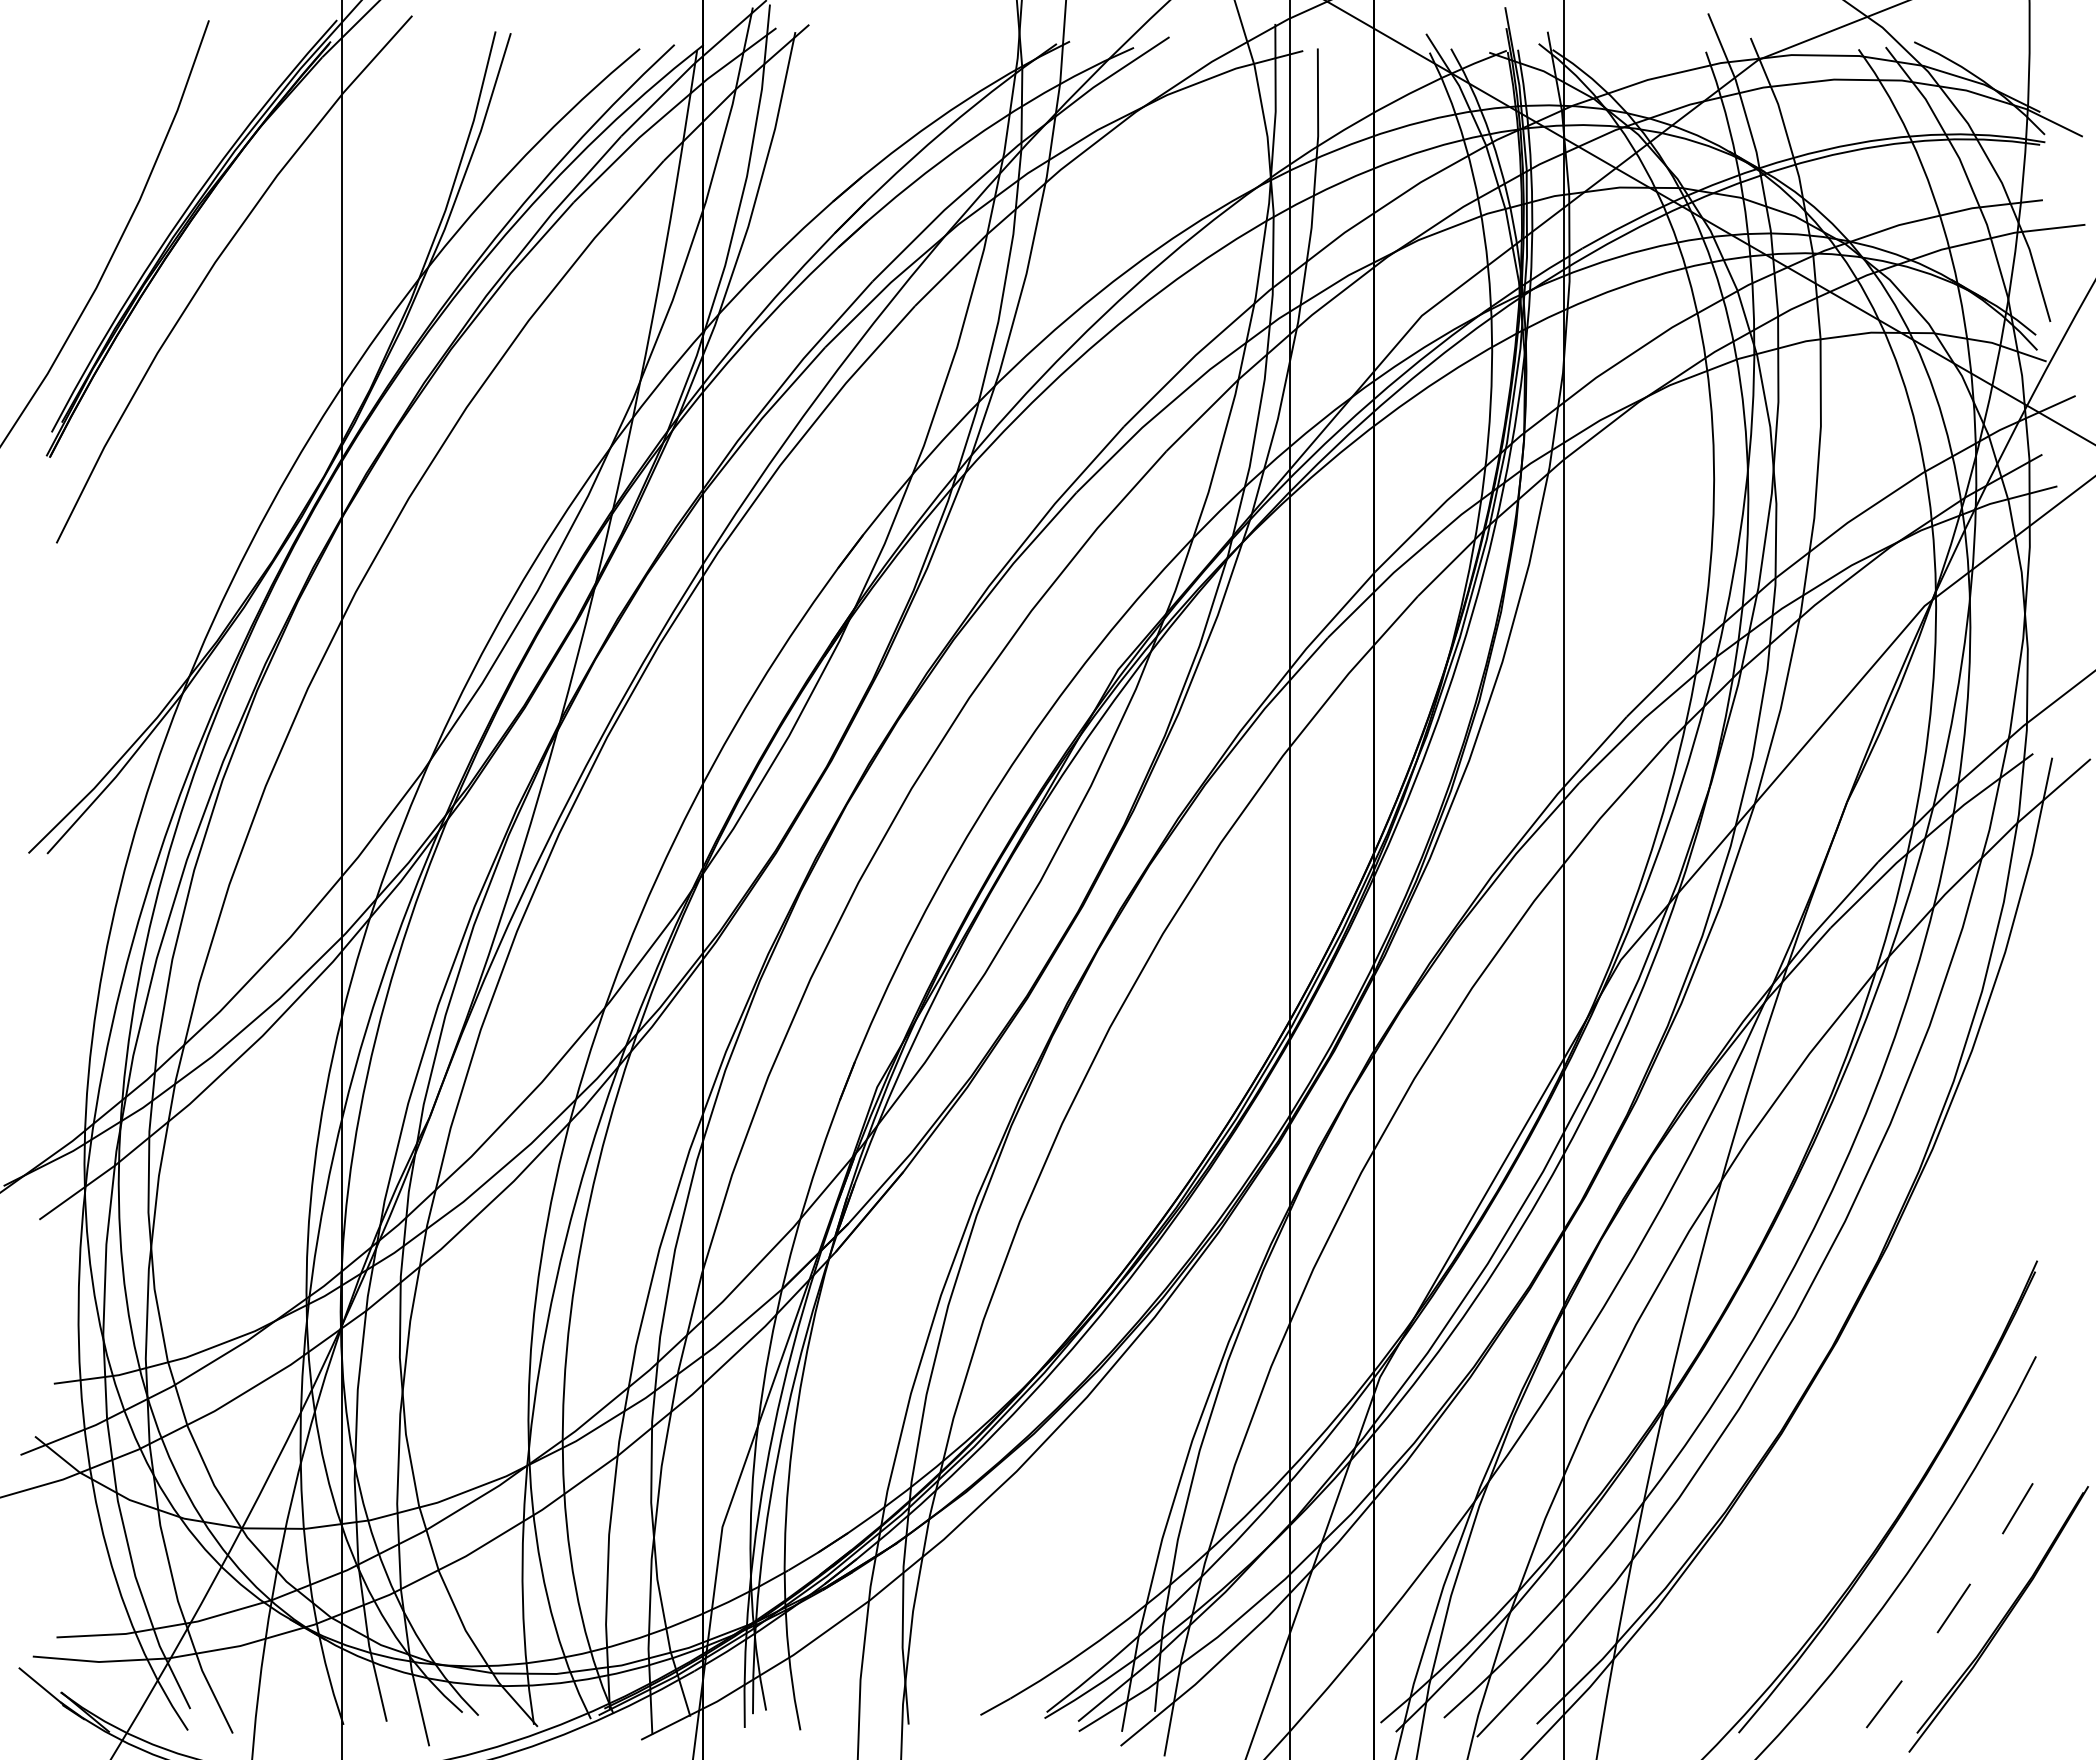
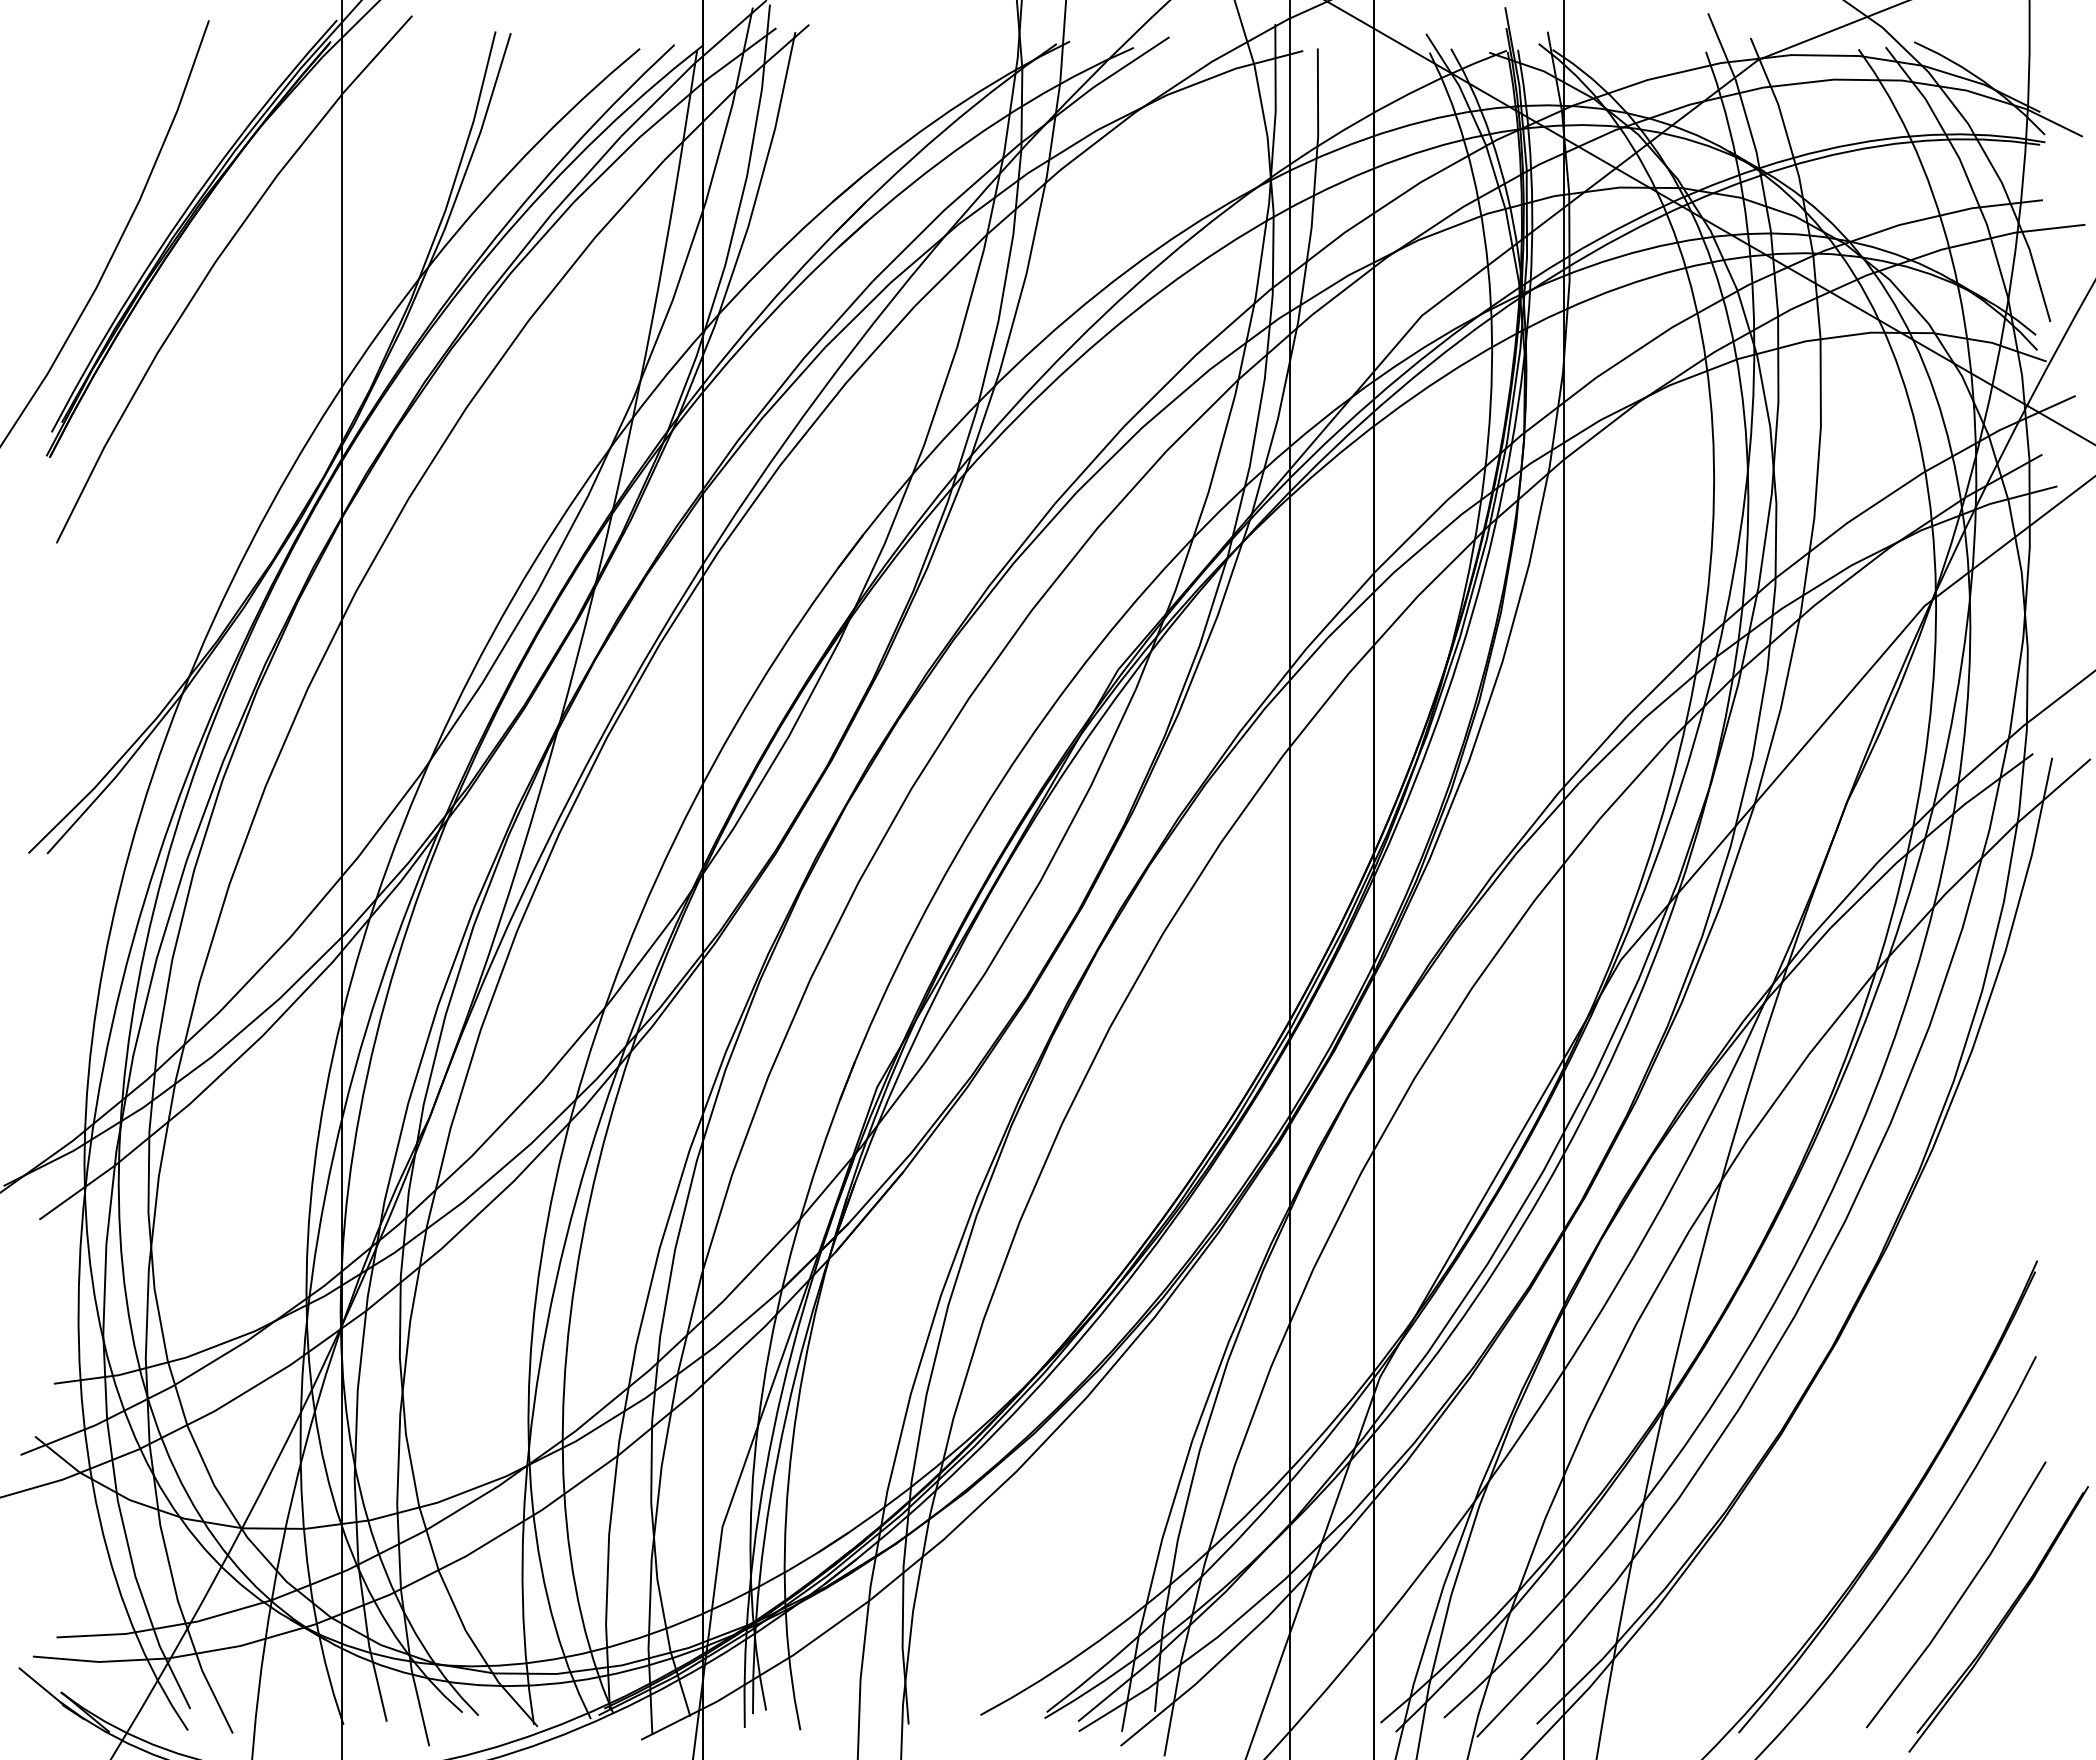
line: dashed -> solid (1961, 1597)
